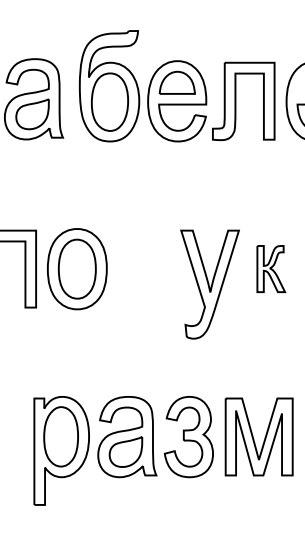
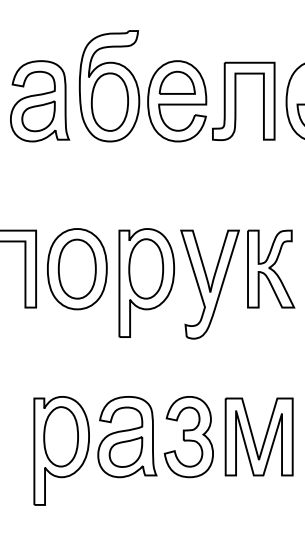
part position: (34, 99) -> (40, 101) (40, 101)
part size: 31x48 px -> 49x80 px (271, 268)
part: none -> present (146, 282)
